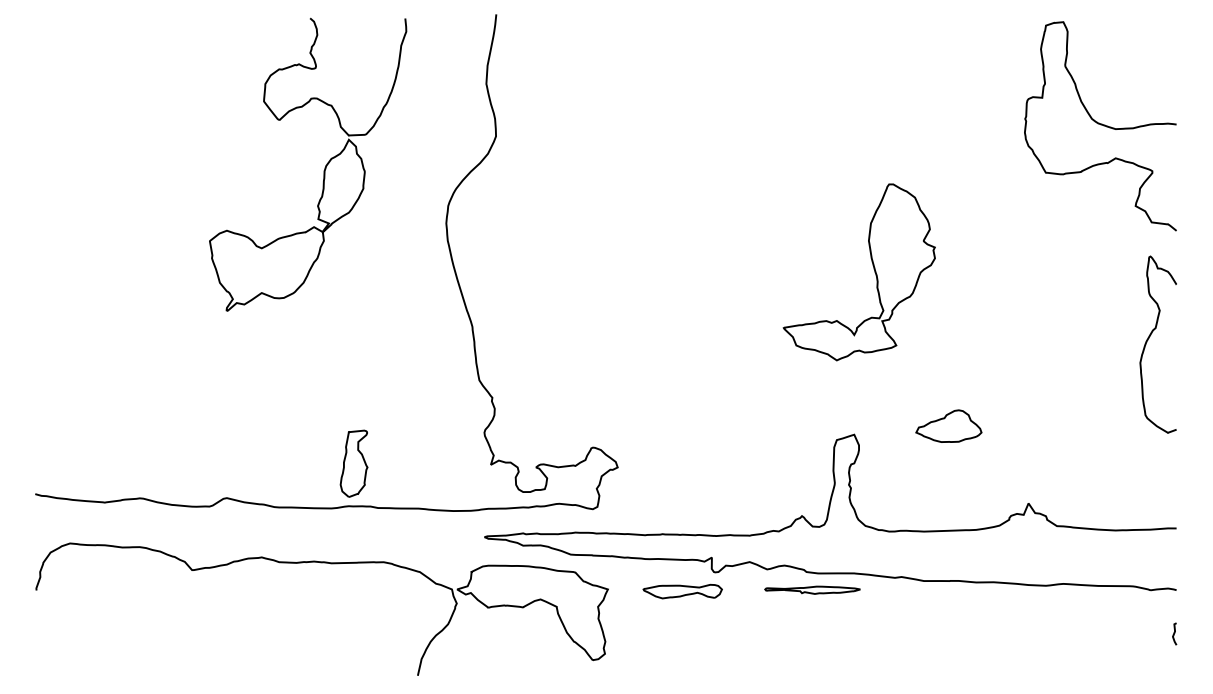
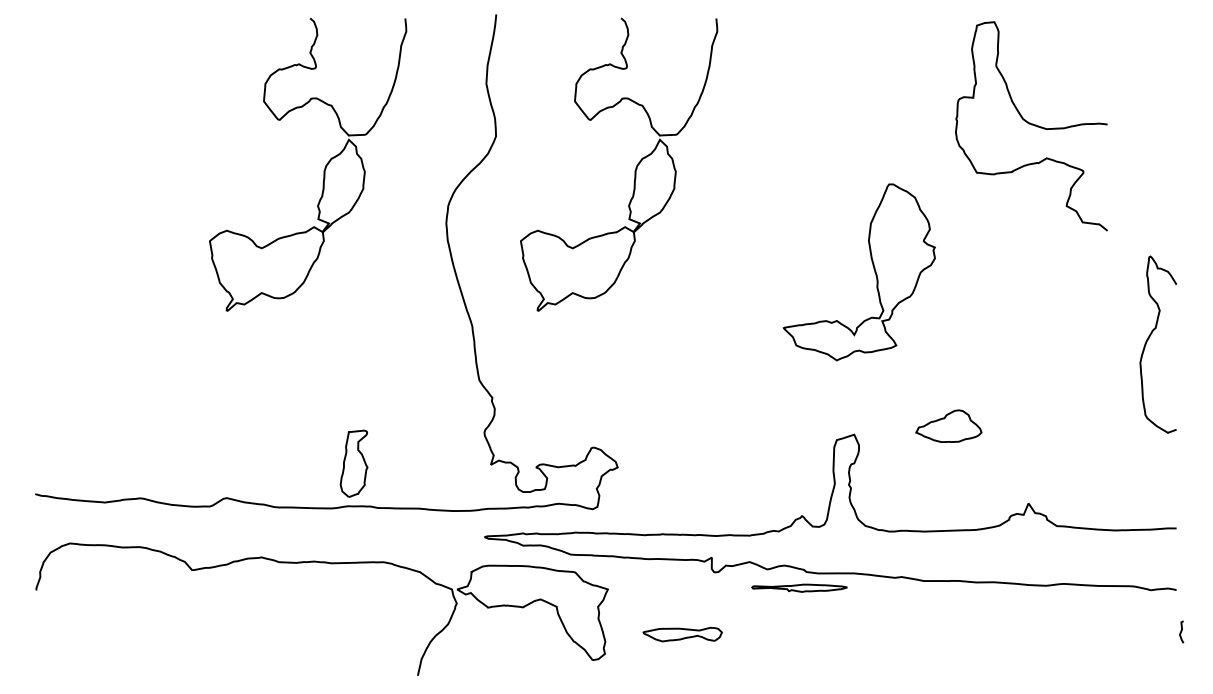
curve position: (1100, 125) -> (1031, 125) (1031, 125)
part: none -> present (634, 170)
part position: (812, 589) -> (799, 587) (799, 587)
part position: (682, 591) -> (682, 634) (682, 634)
curve position: (1174, 633) -> (1181, 631) (1181, 631)
